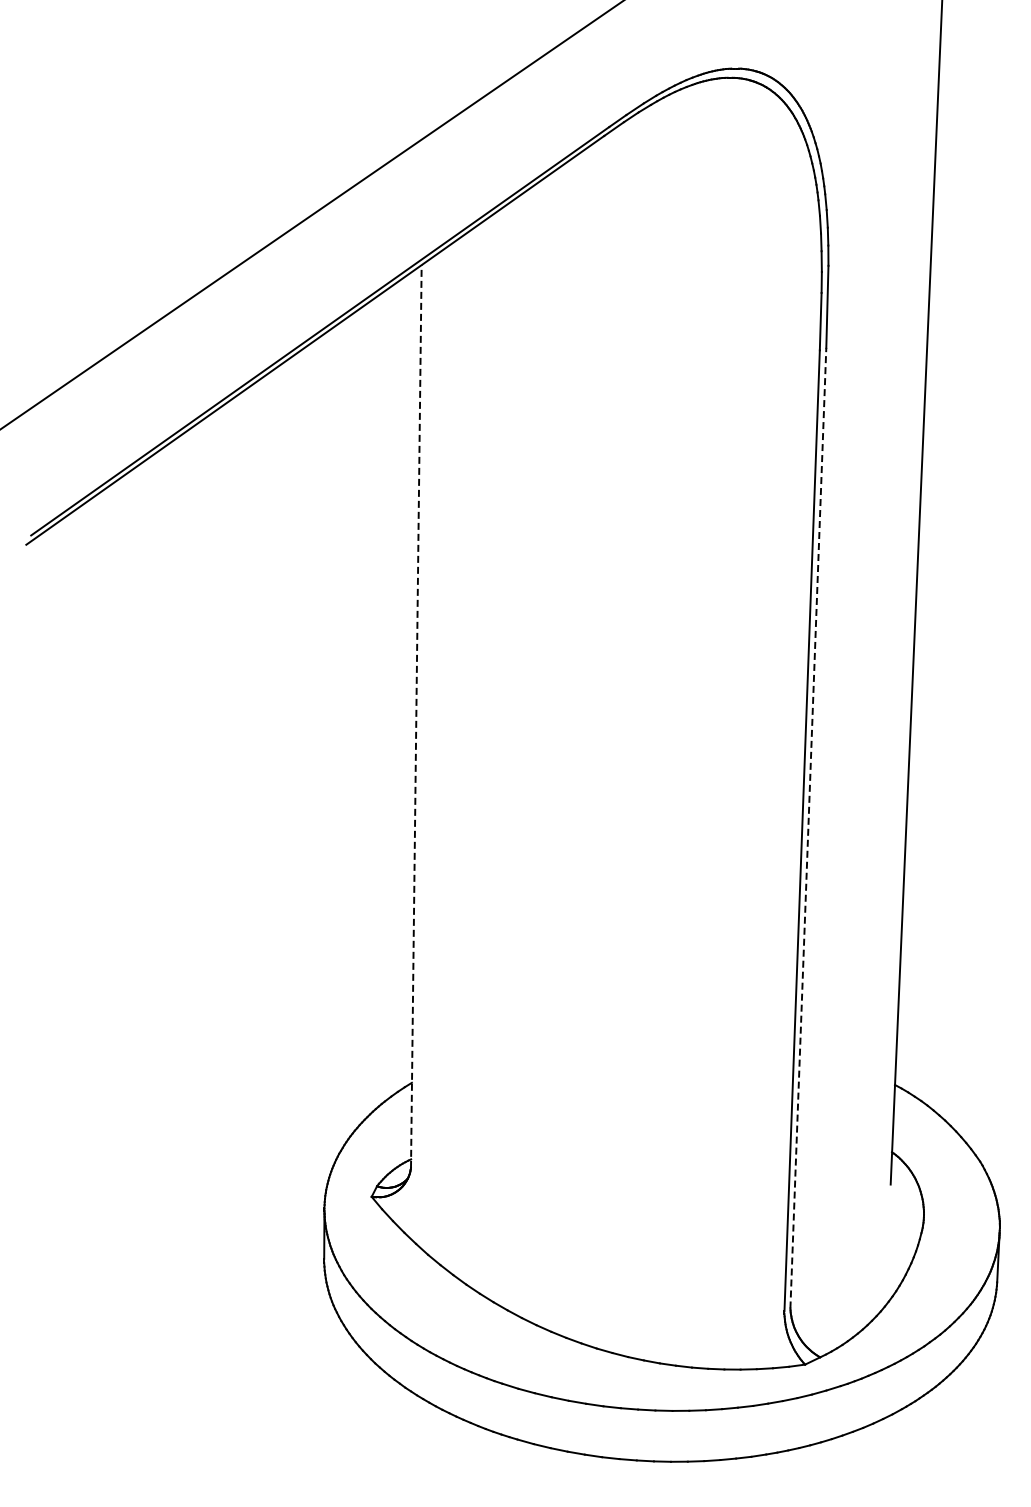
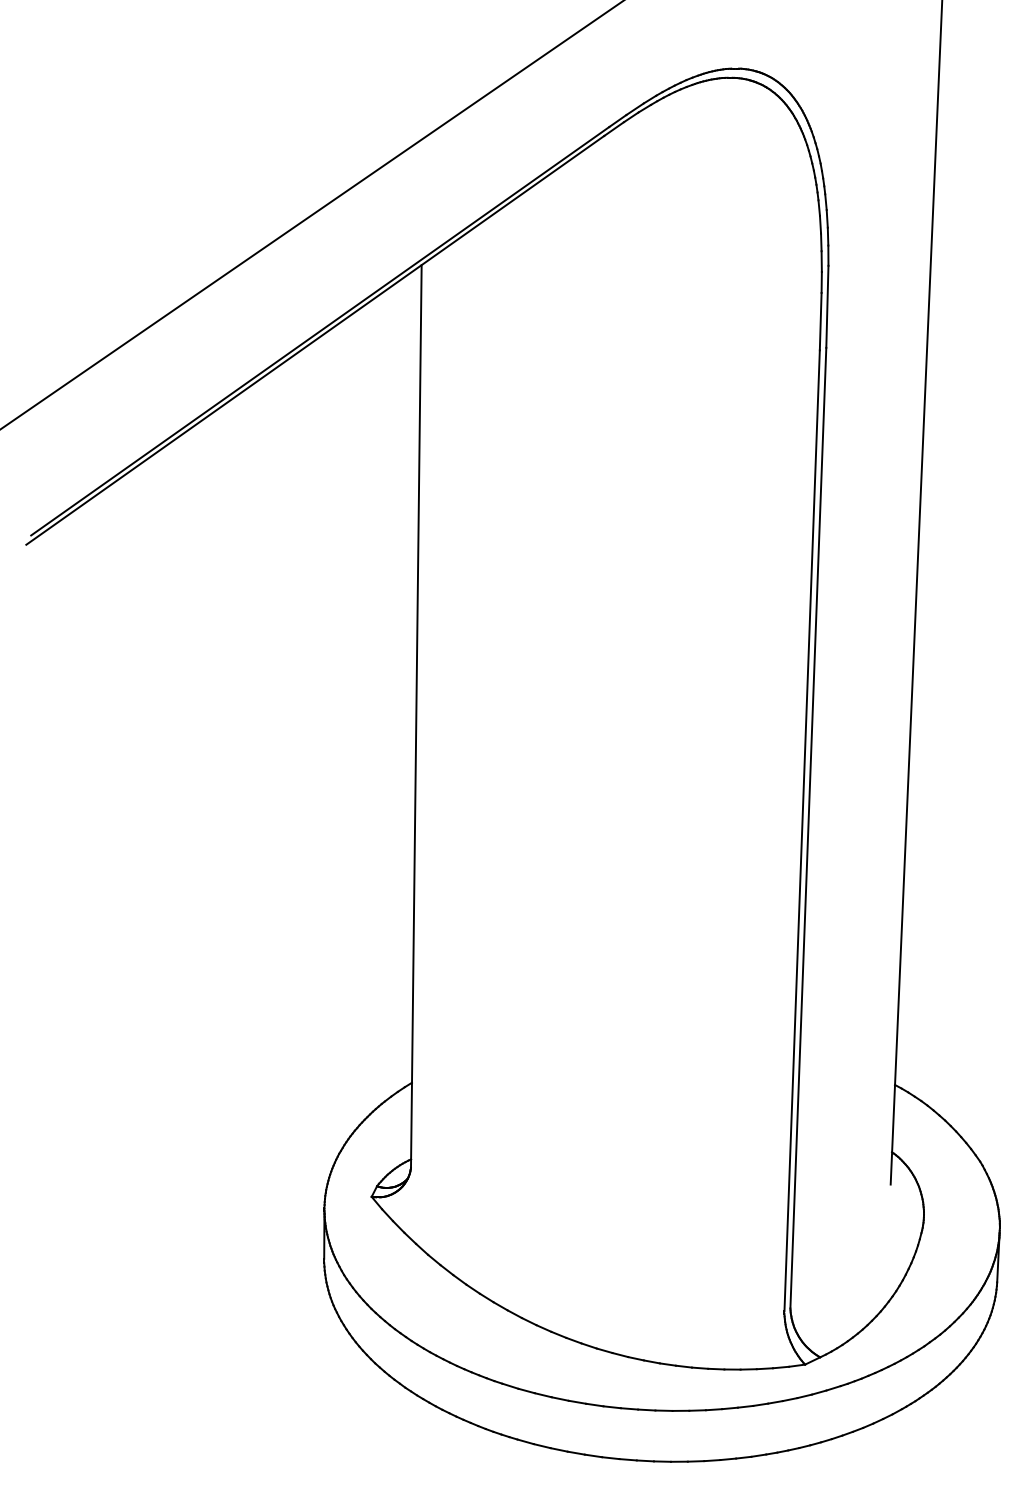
line: dashed -> solid (416, 715)
line: dashed -> solid (808, 828)
